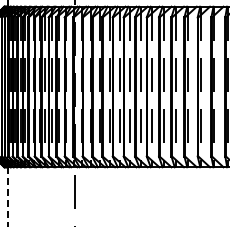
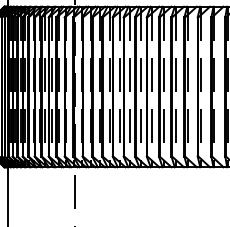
line: dashed -> solid (8, 196)
